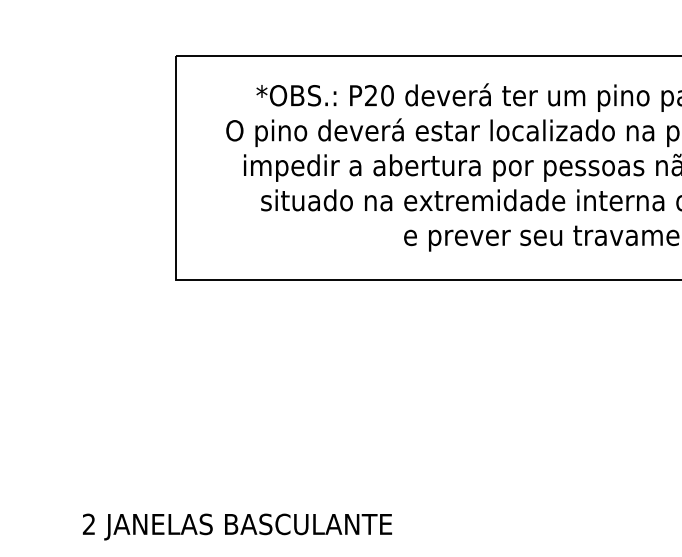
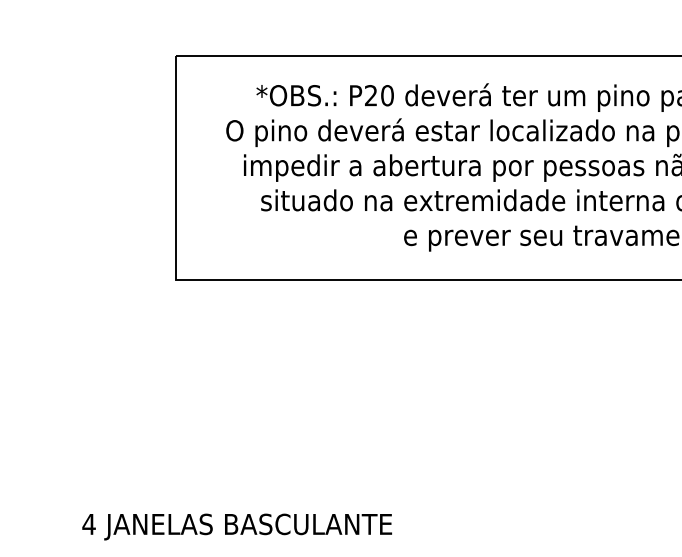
text: 2 -> 4 (88, 523)
